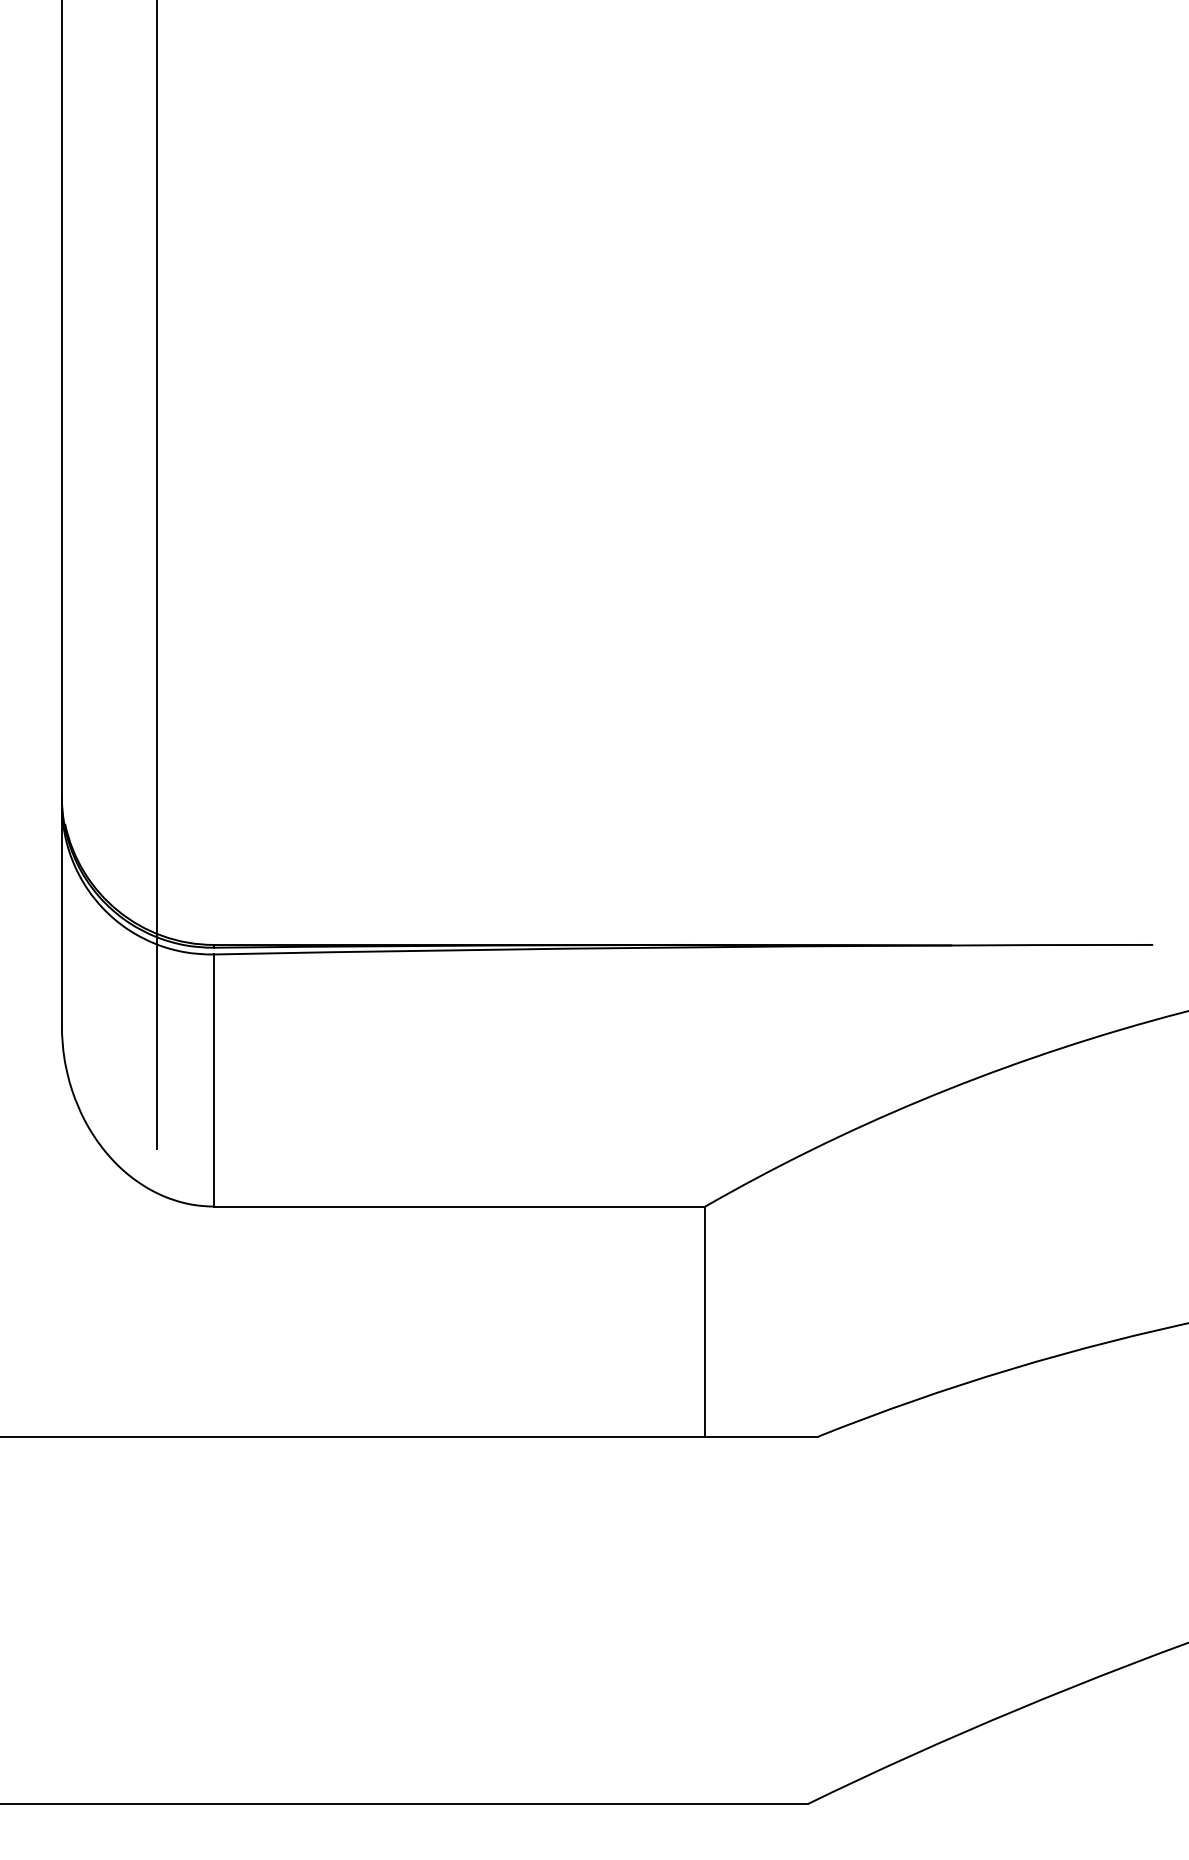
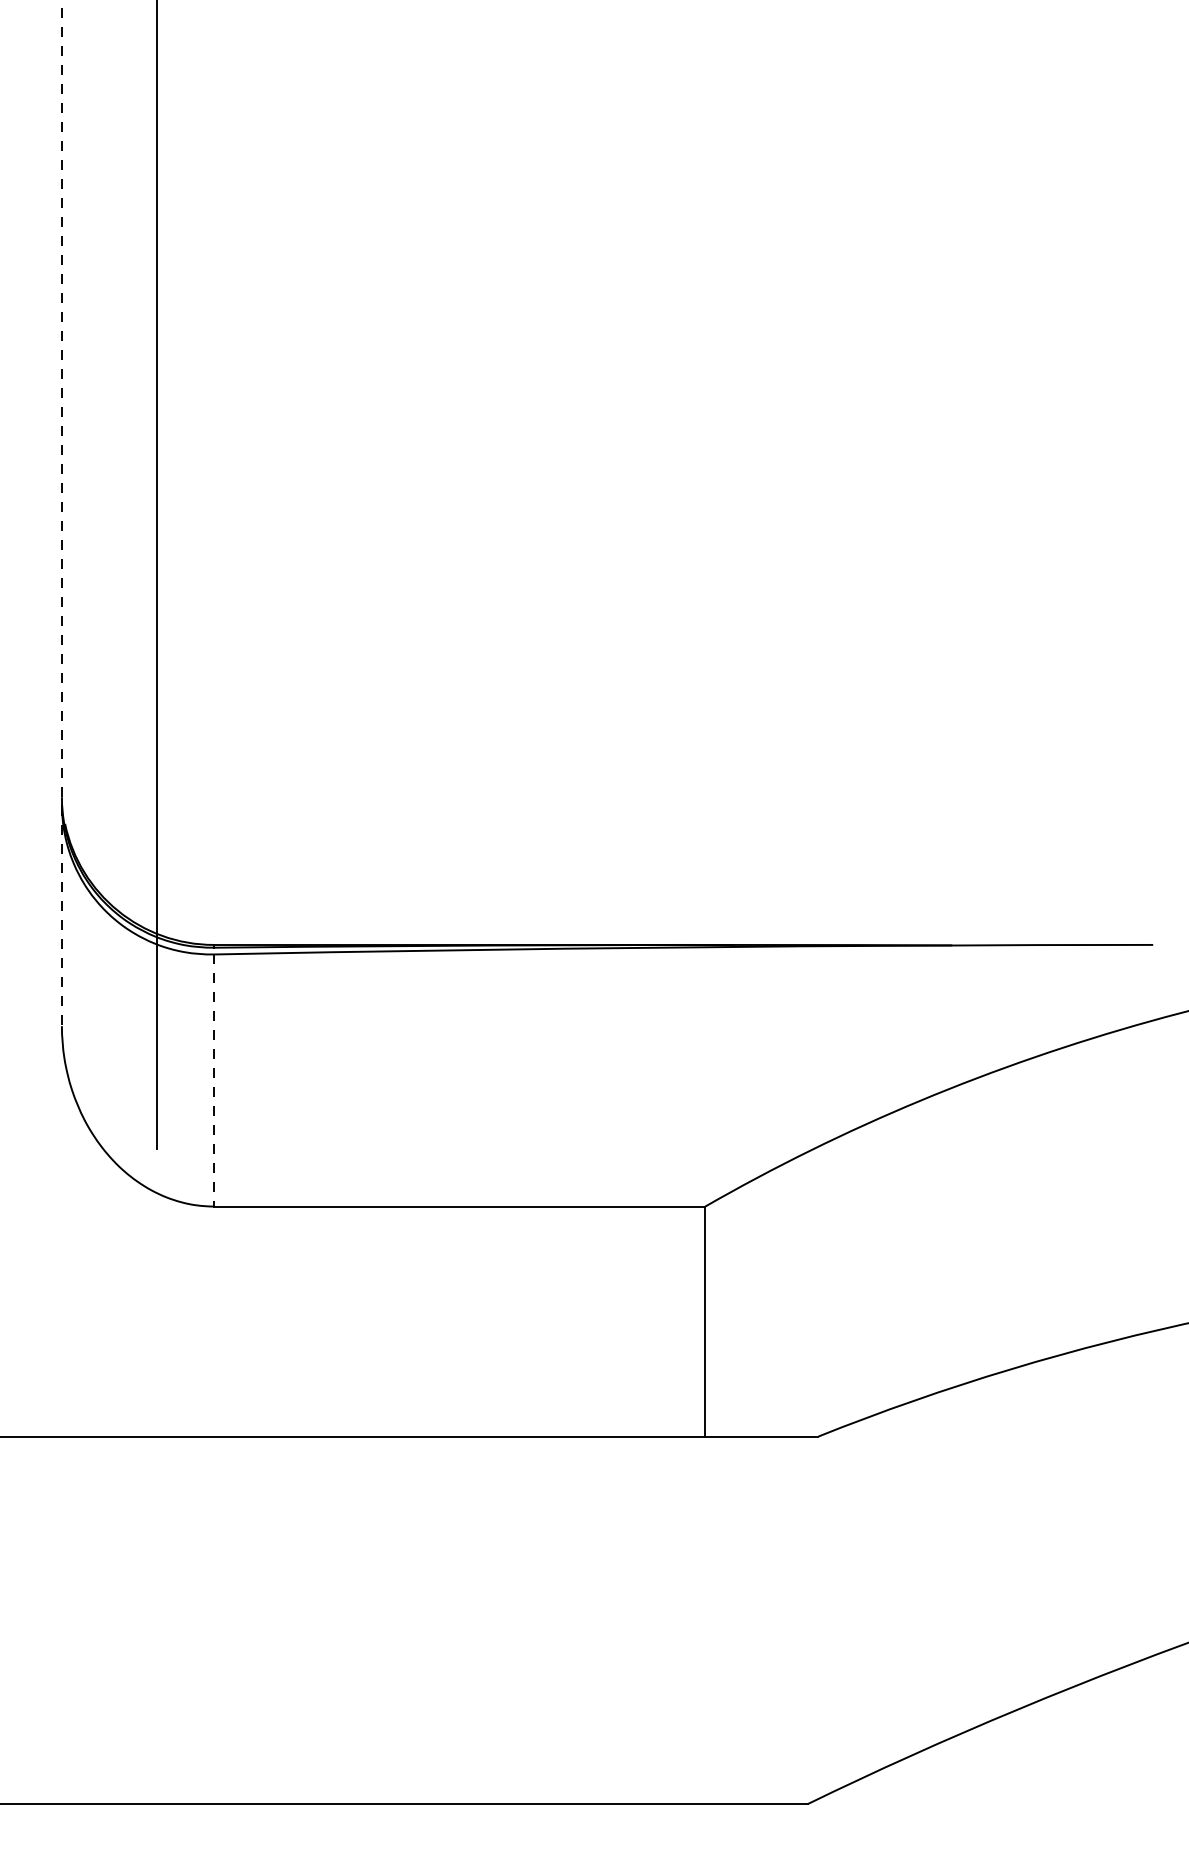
line: solid -> dashed (61, 513)
line: solid -> dashed (213, 1080)
